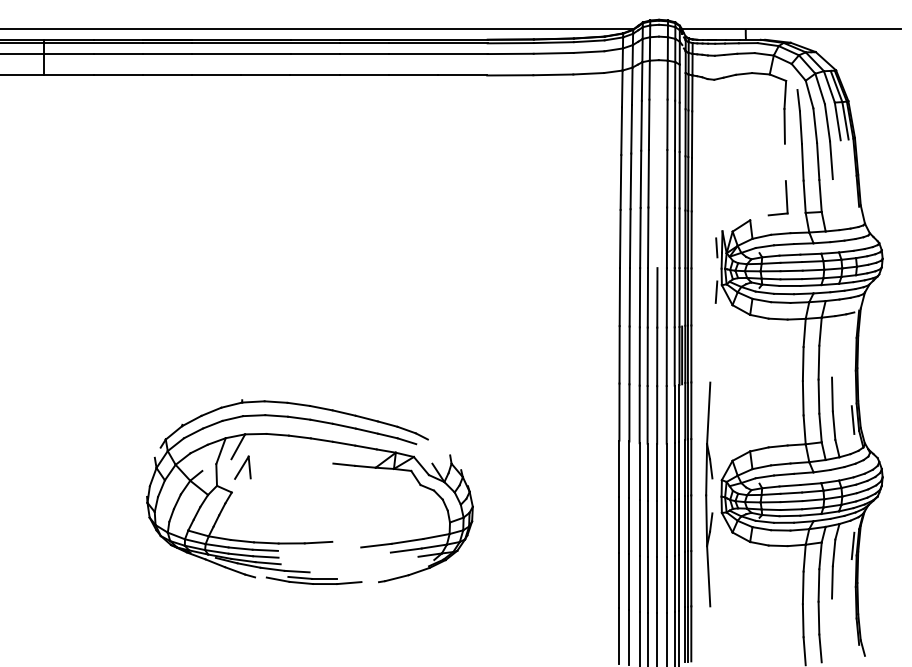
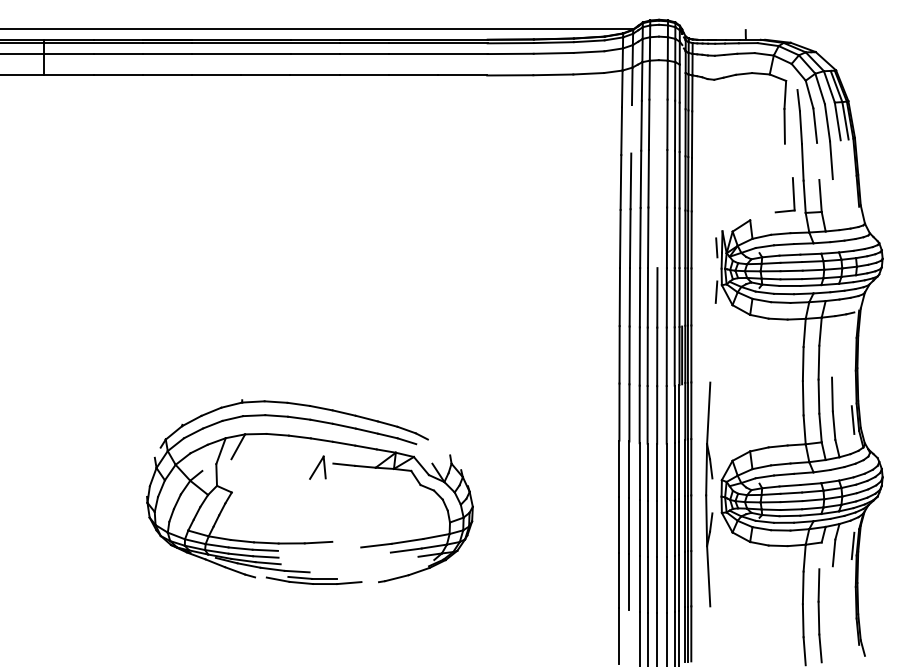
line: present -> none (791, 29)
line: present -> none (631, 129)
line: present -> none (818, 160)
part position: (785, 198) -> (792, 195) (792, 195)
part position: (242, 467) -> (317, 467) (317, 467)
line: present -> none (820, 555)
line: present -> none (832, 582)
line: present -> none (629, 636)
